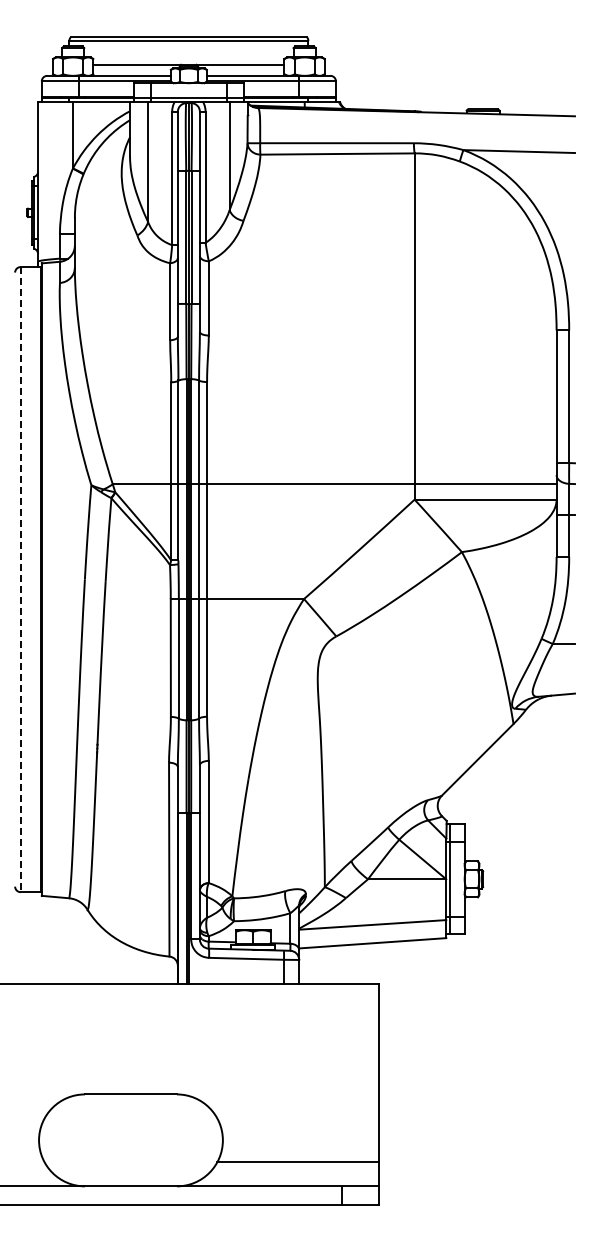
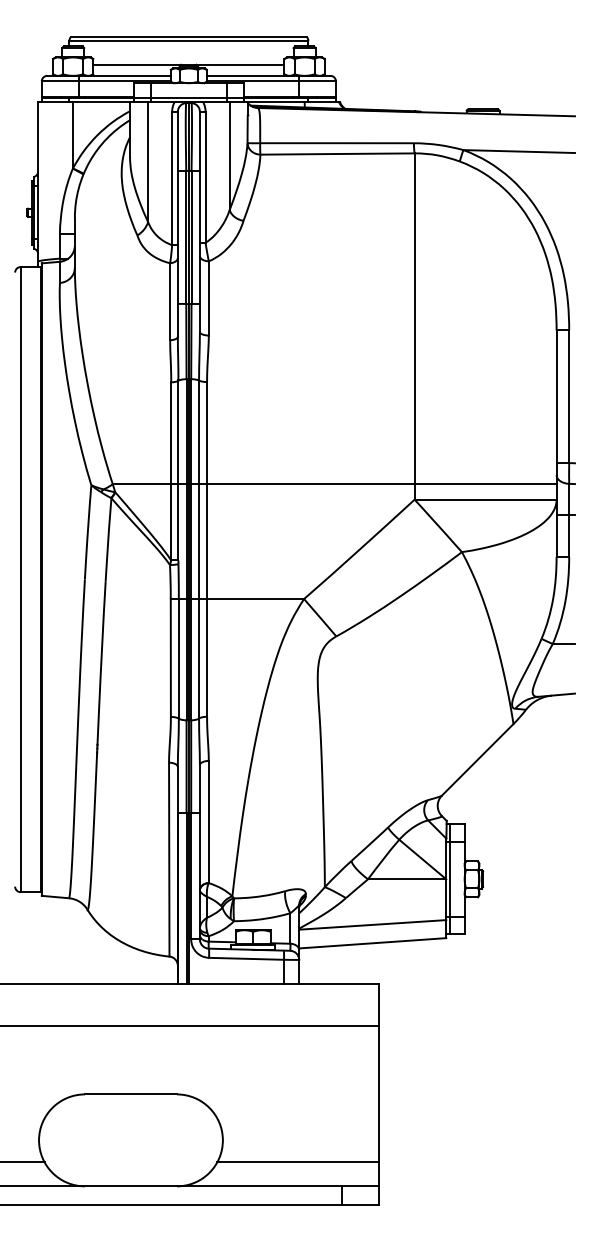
line: dashed -> solid (20, 579)
line: none -> present (190, 1026)
line: none -> present (23, 1162)
